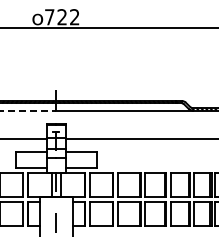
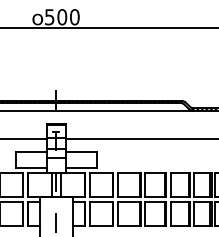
text: 722 -> 500 (62, 17)
line: dashed -> solid (28, 110)
